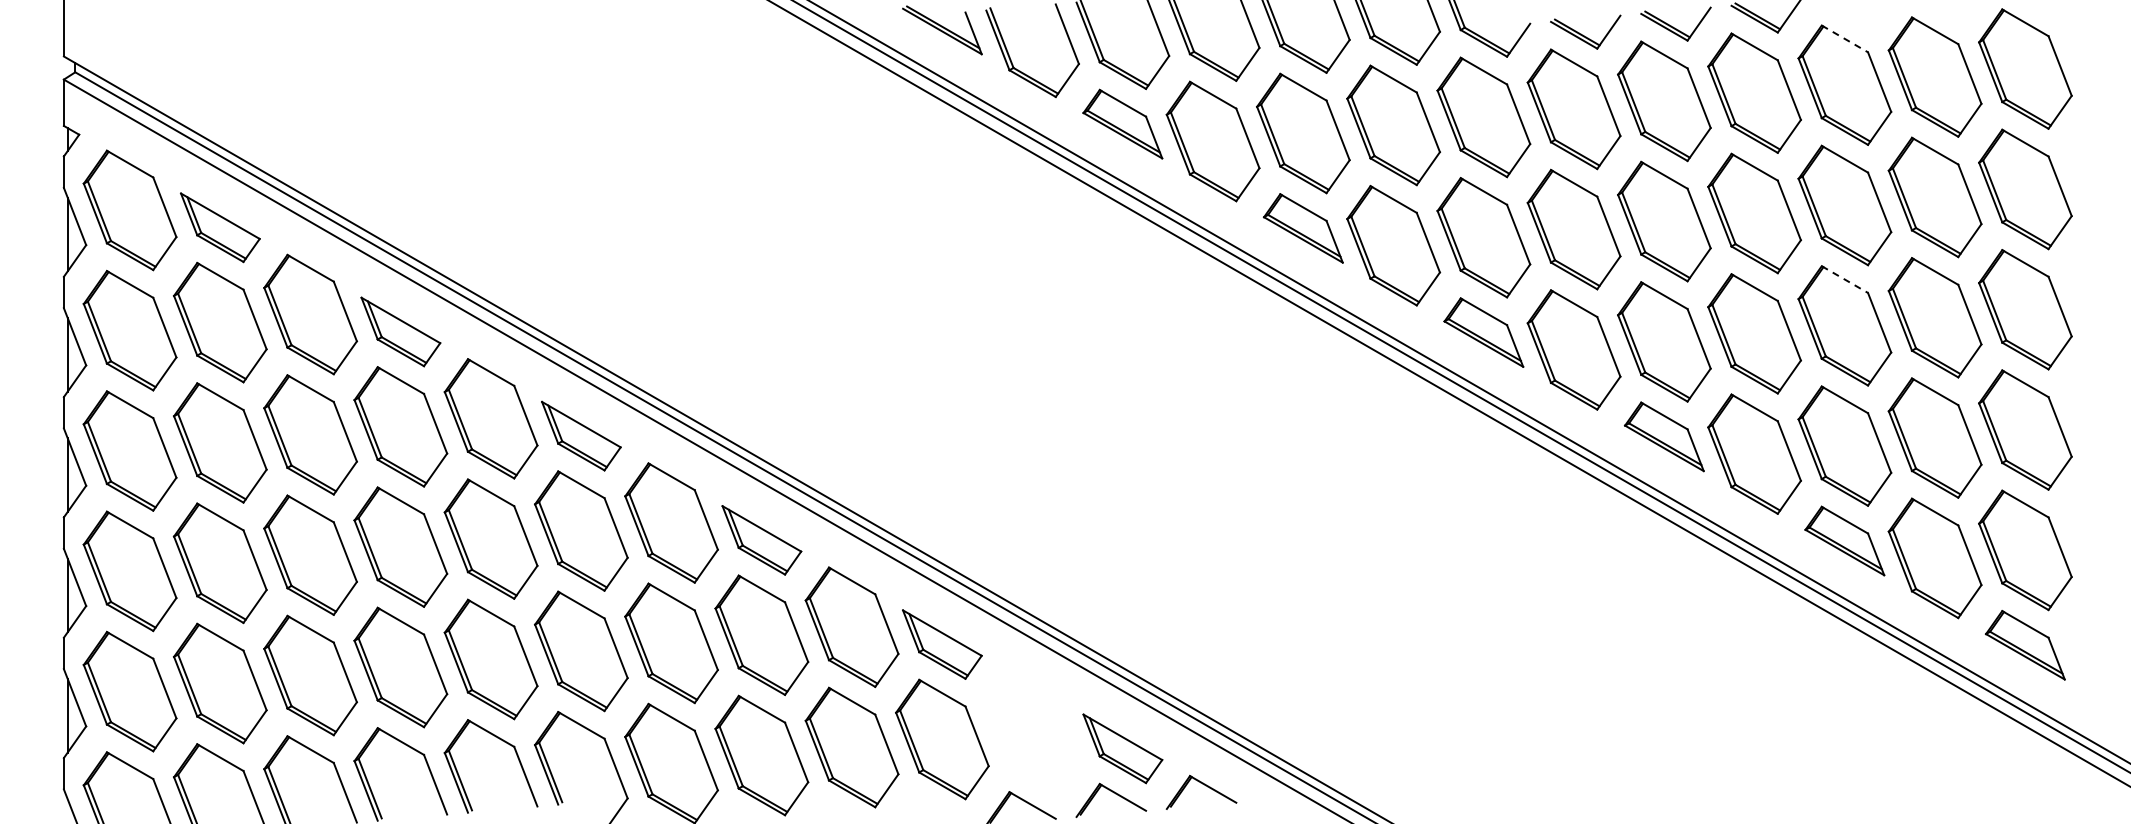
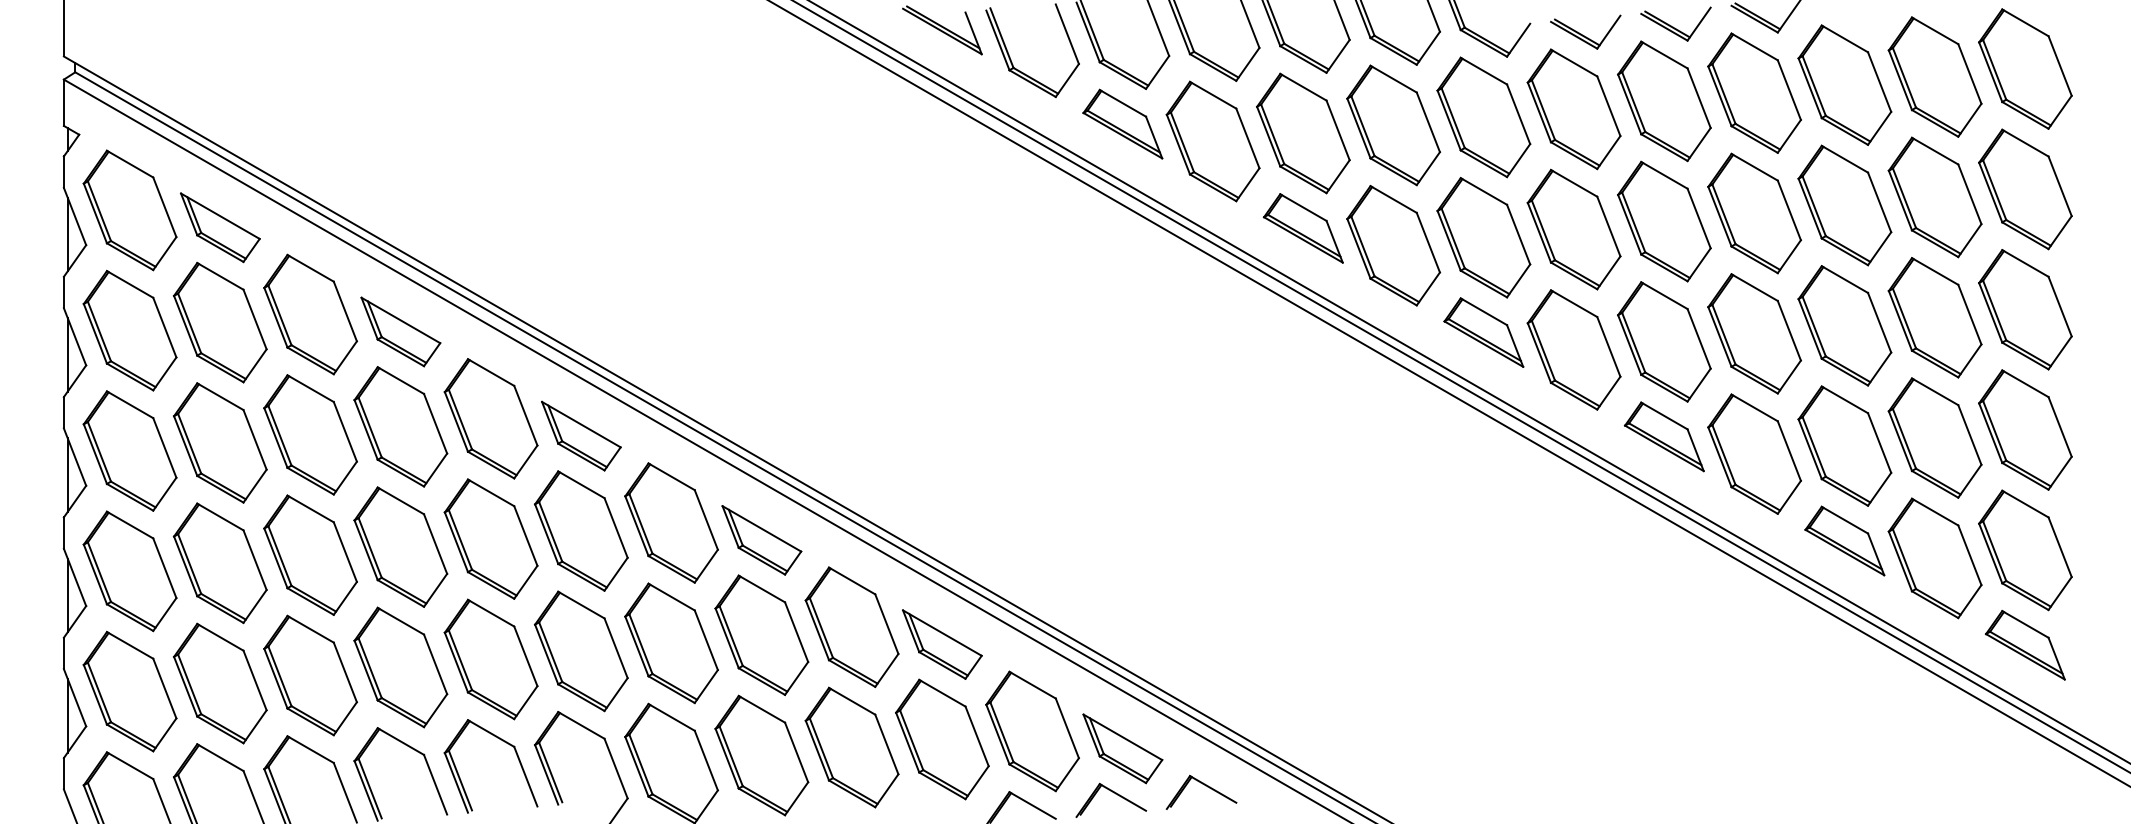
line: dashed -> solid (1844, 38)
line: dashed -> solid (1844, 279)
part: none -> present (1032, 731)
